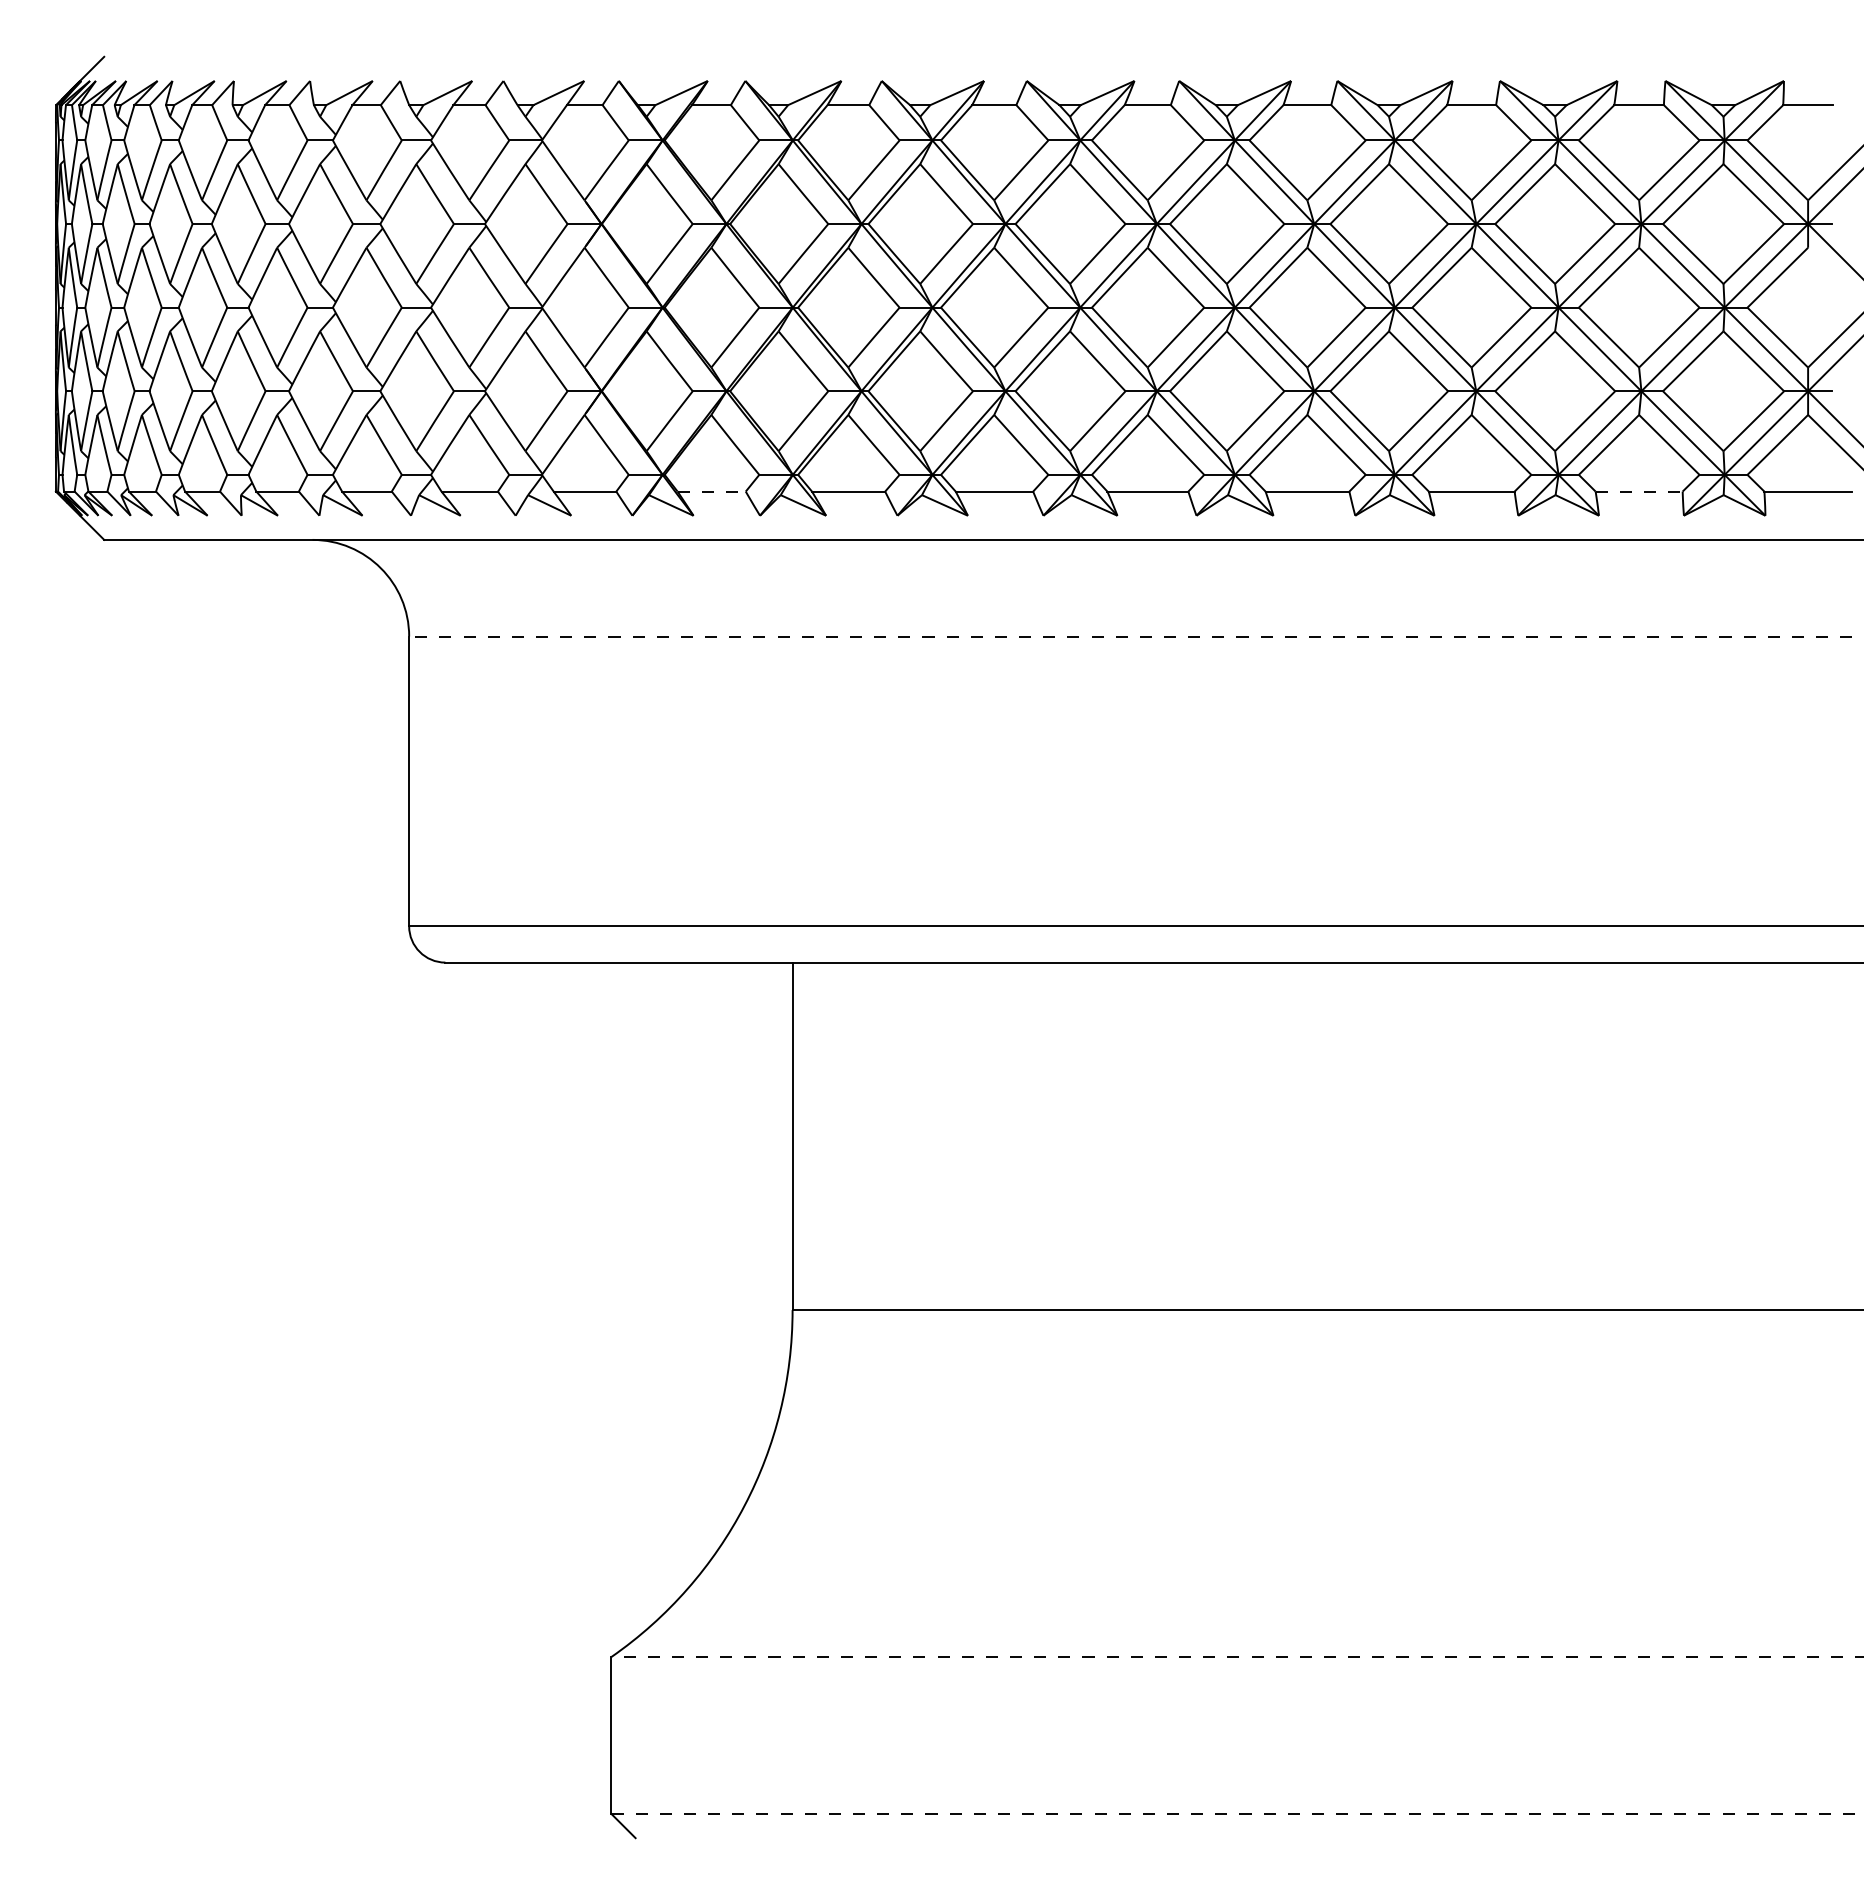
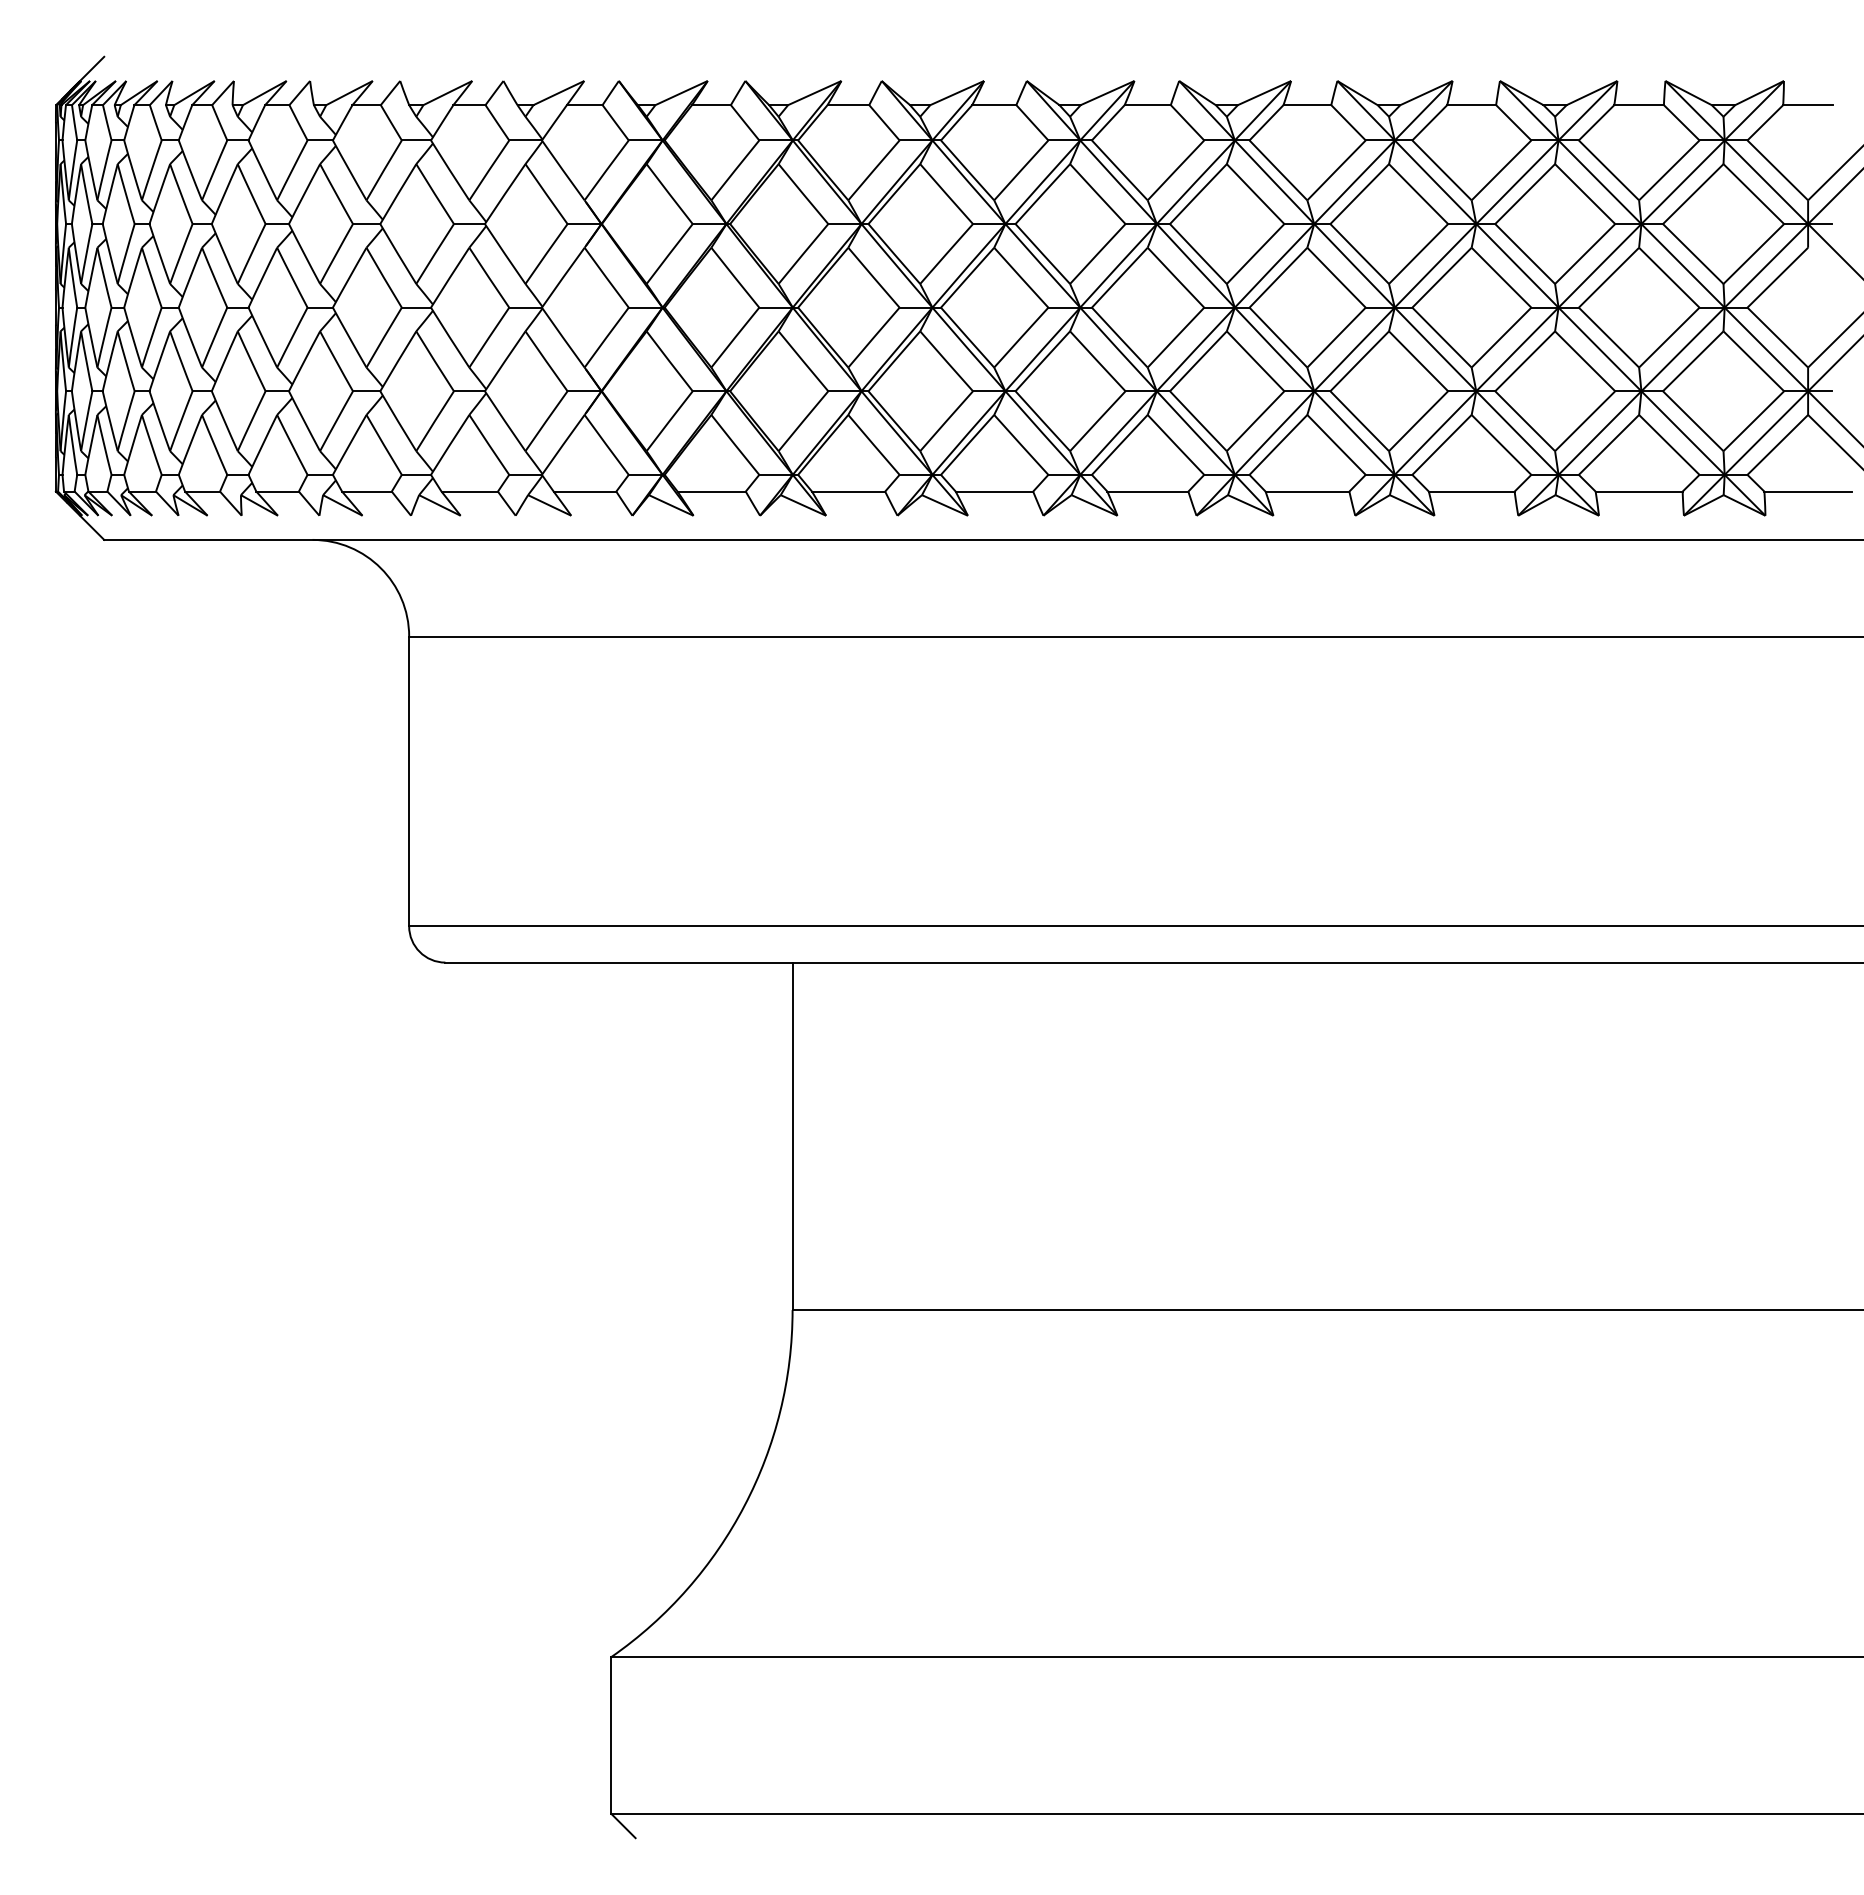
line: dashed -> solid (712, 491)
line: dashed -> solid (1639, 491)
line: dashed -> solid (1136, 636)
line: dashed -> solid (1237, 1657)
line: dashed -> solid (1237, 1813)
